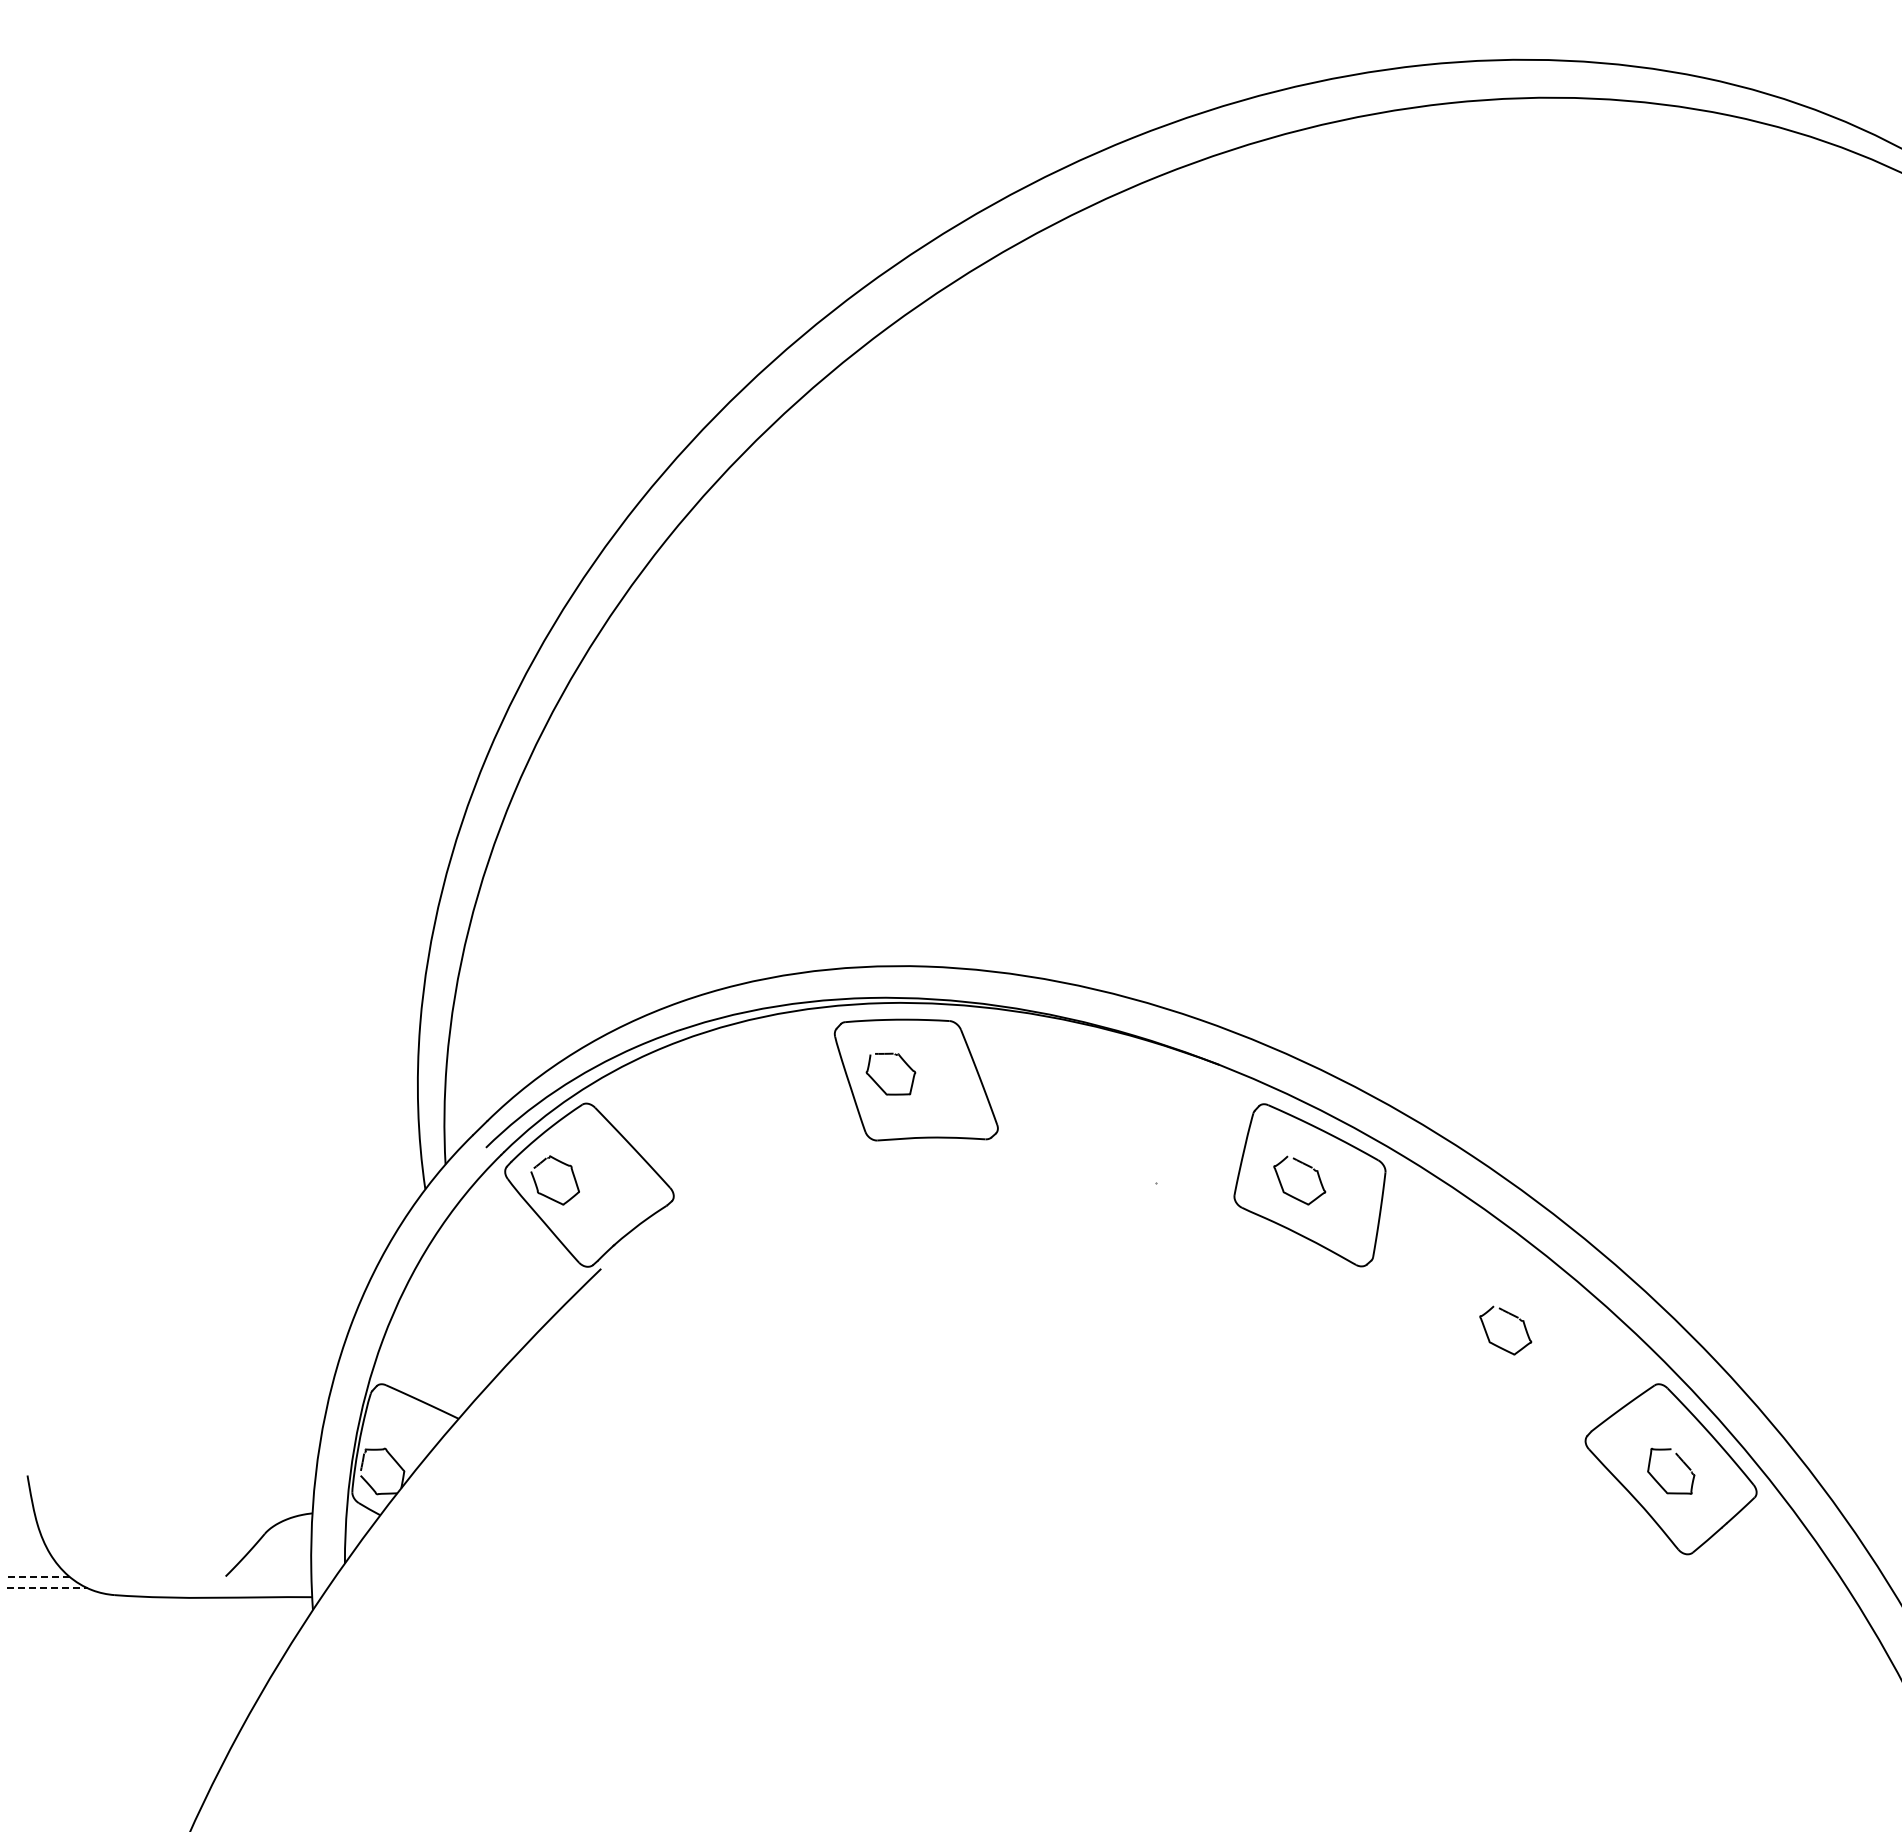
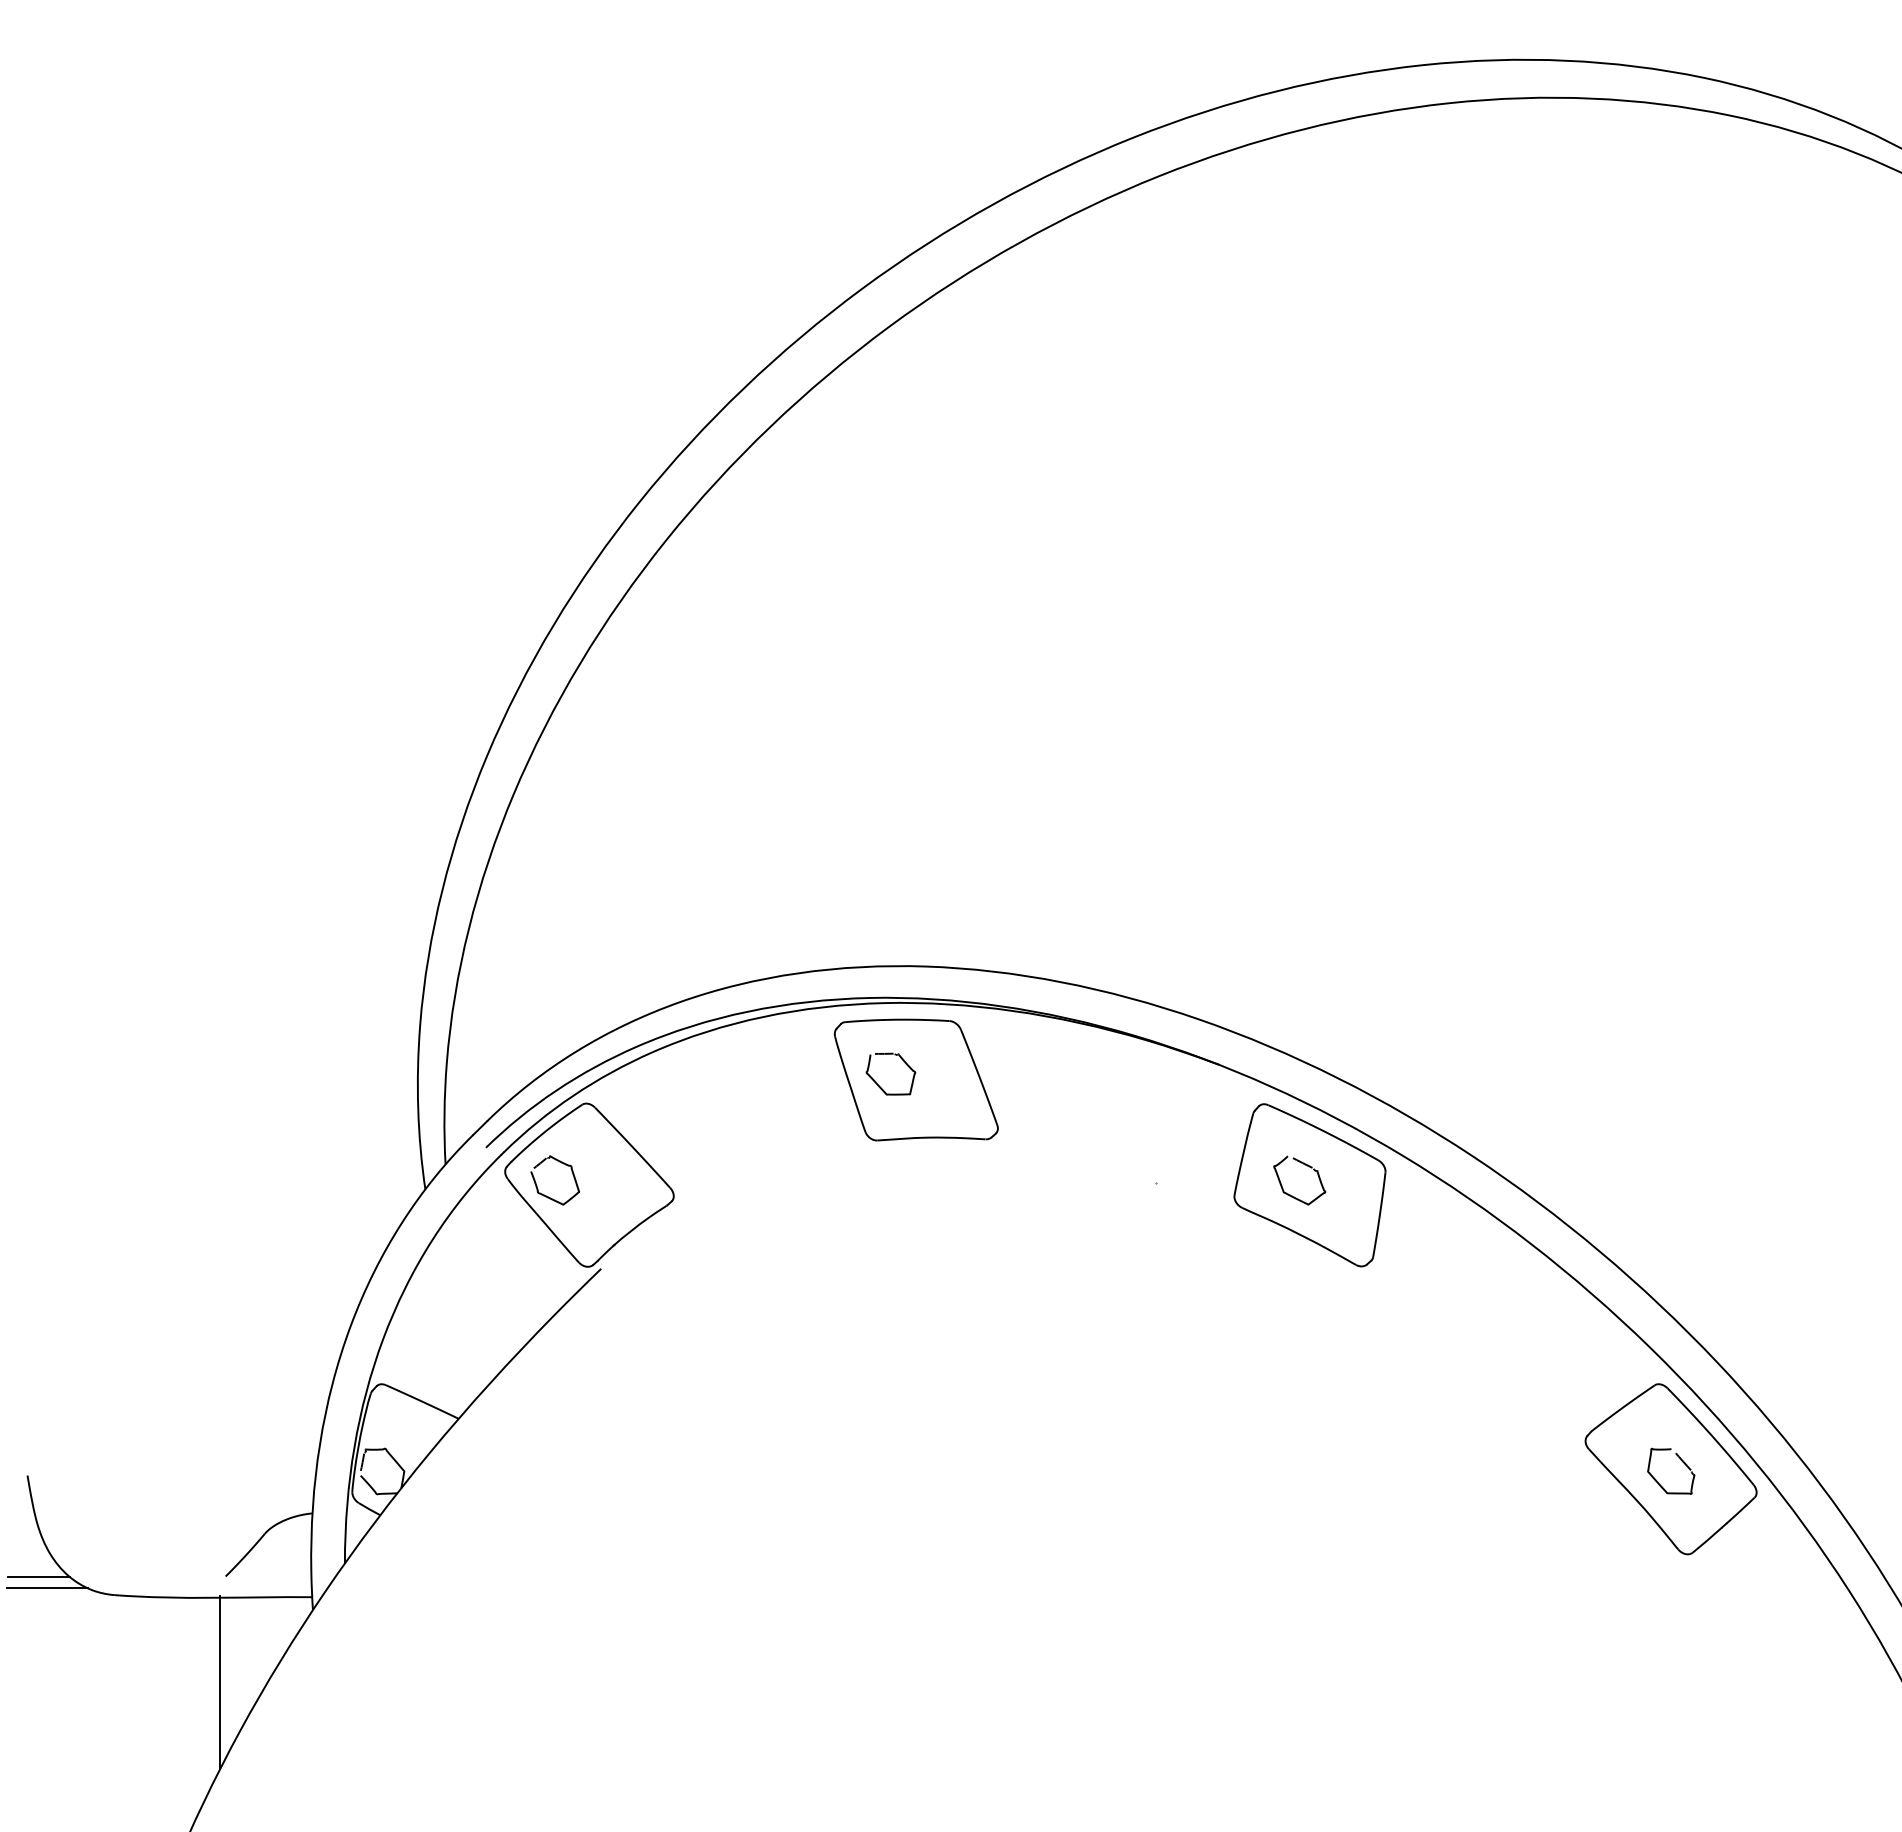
part: present -> none (1513, 1316)
line: dashed -> solid (38, 1577)
line: dashed -> solid (48, 1588)
line: none -> present (220, 1682)
